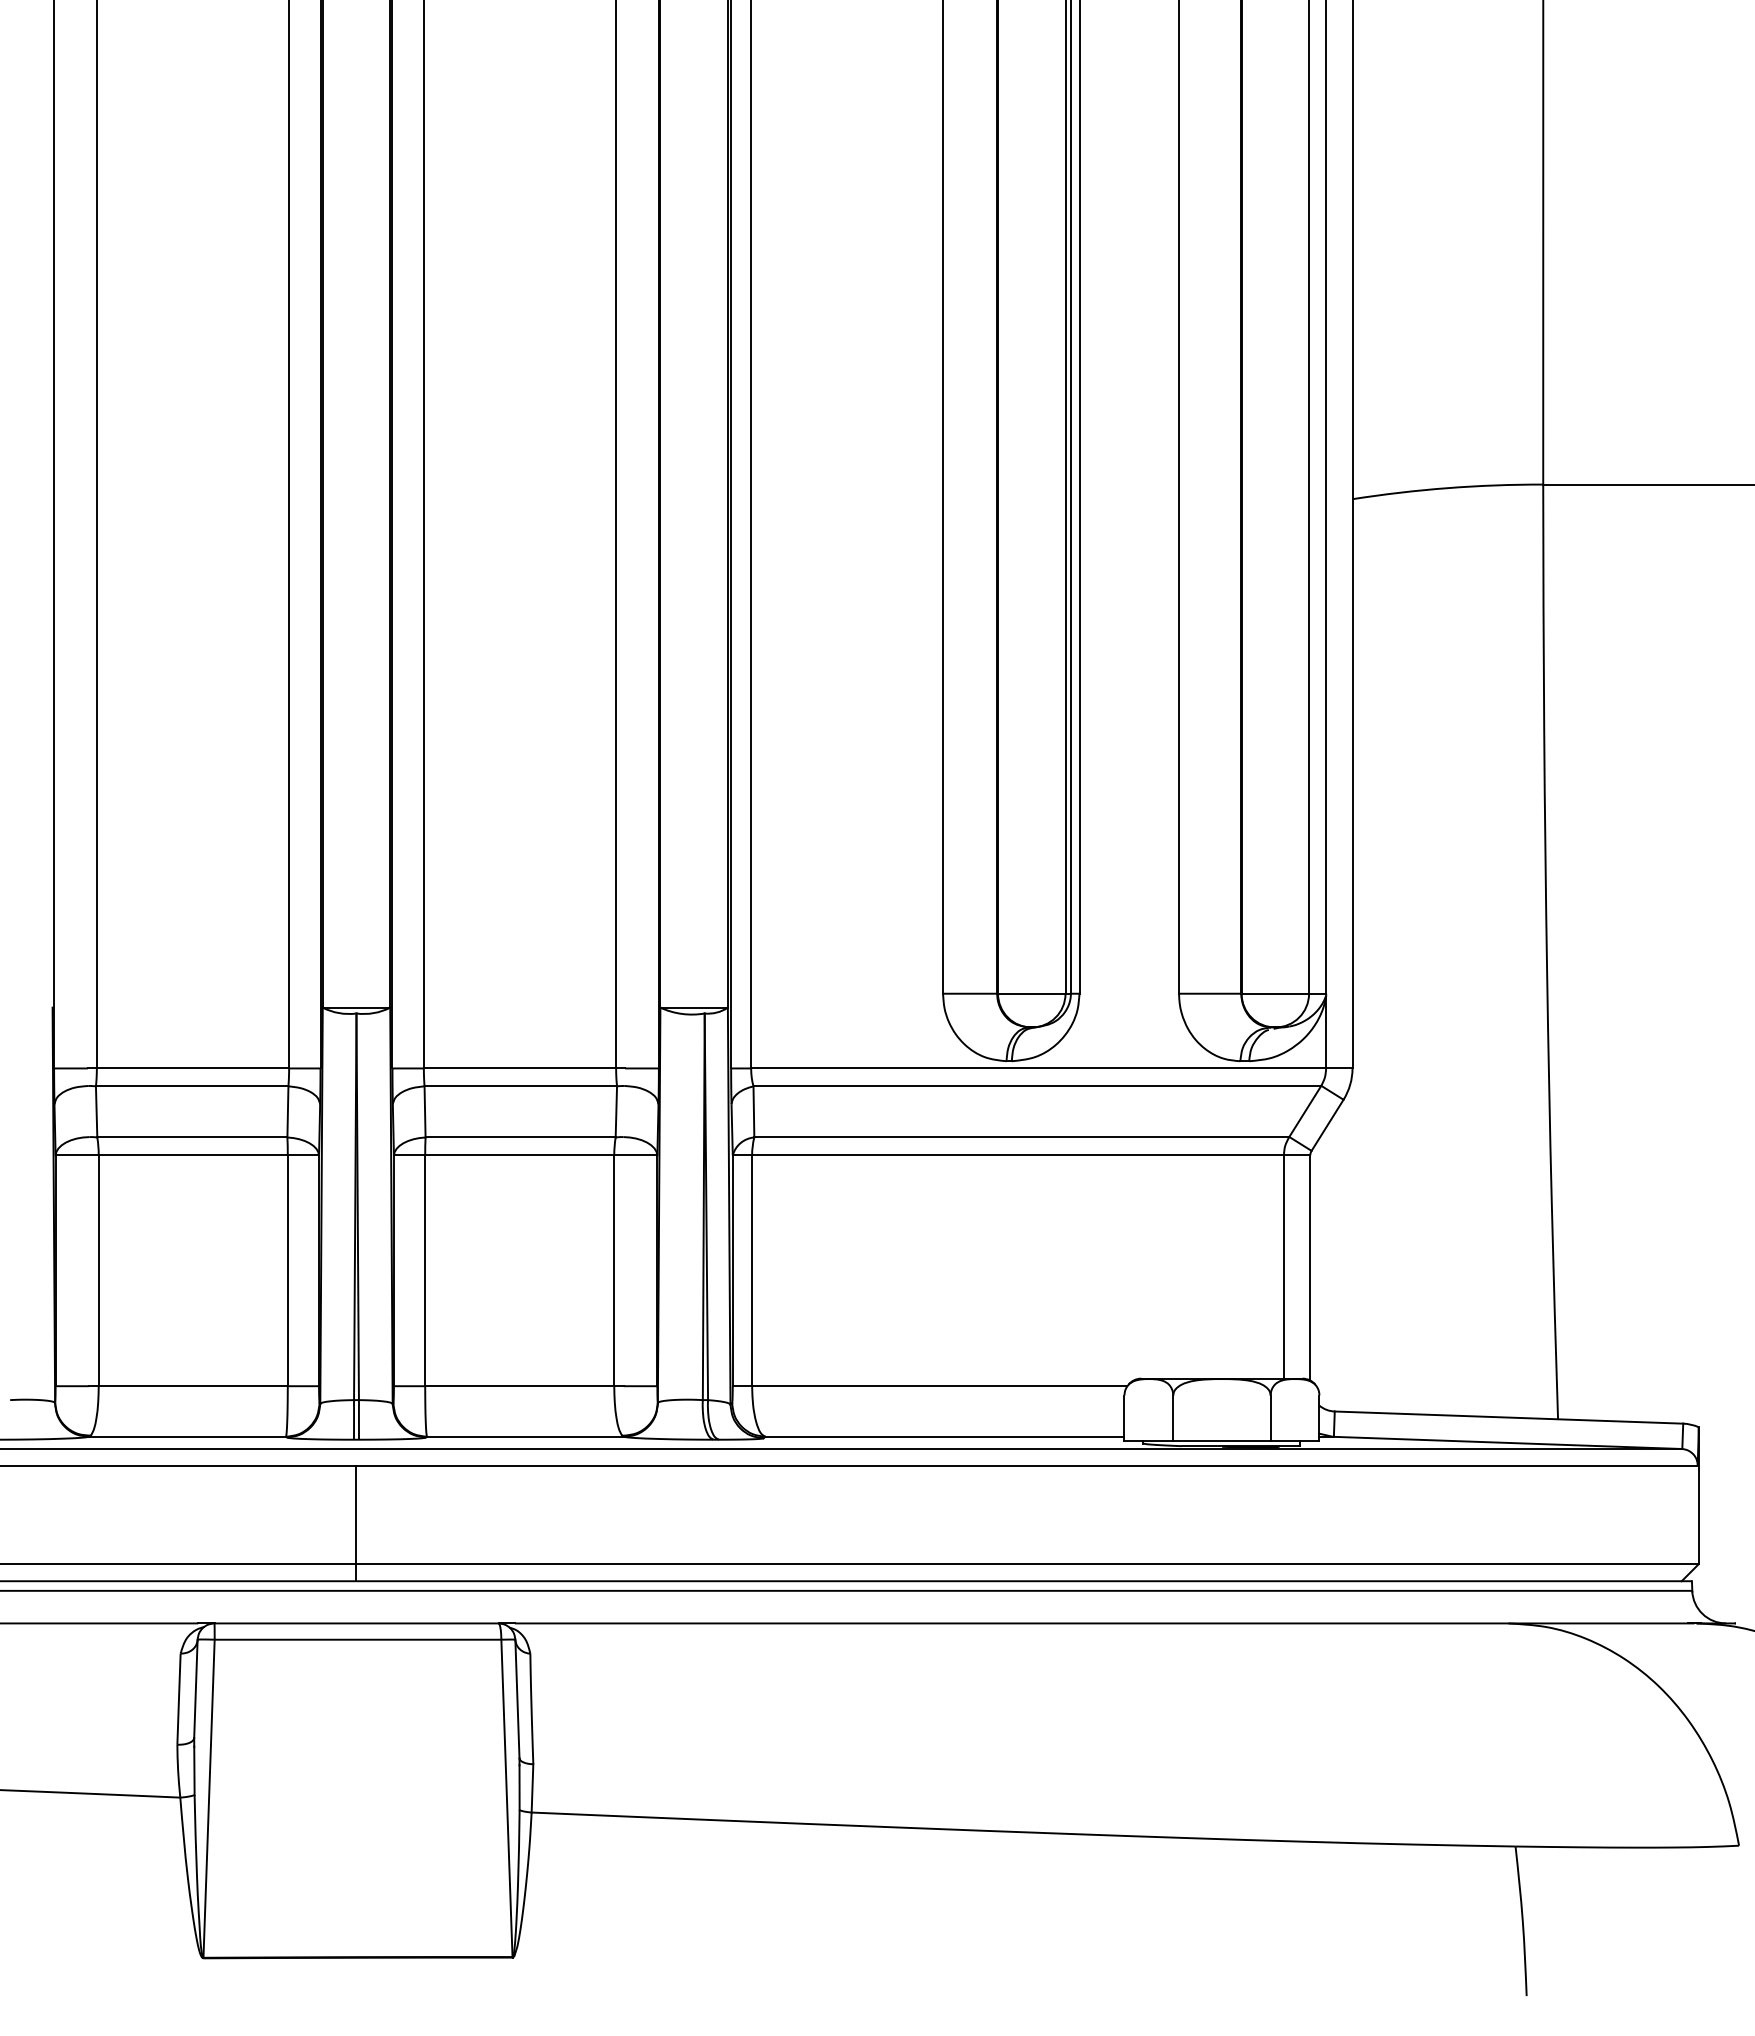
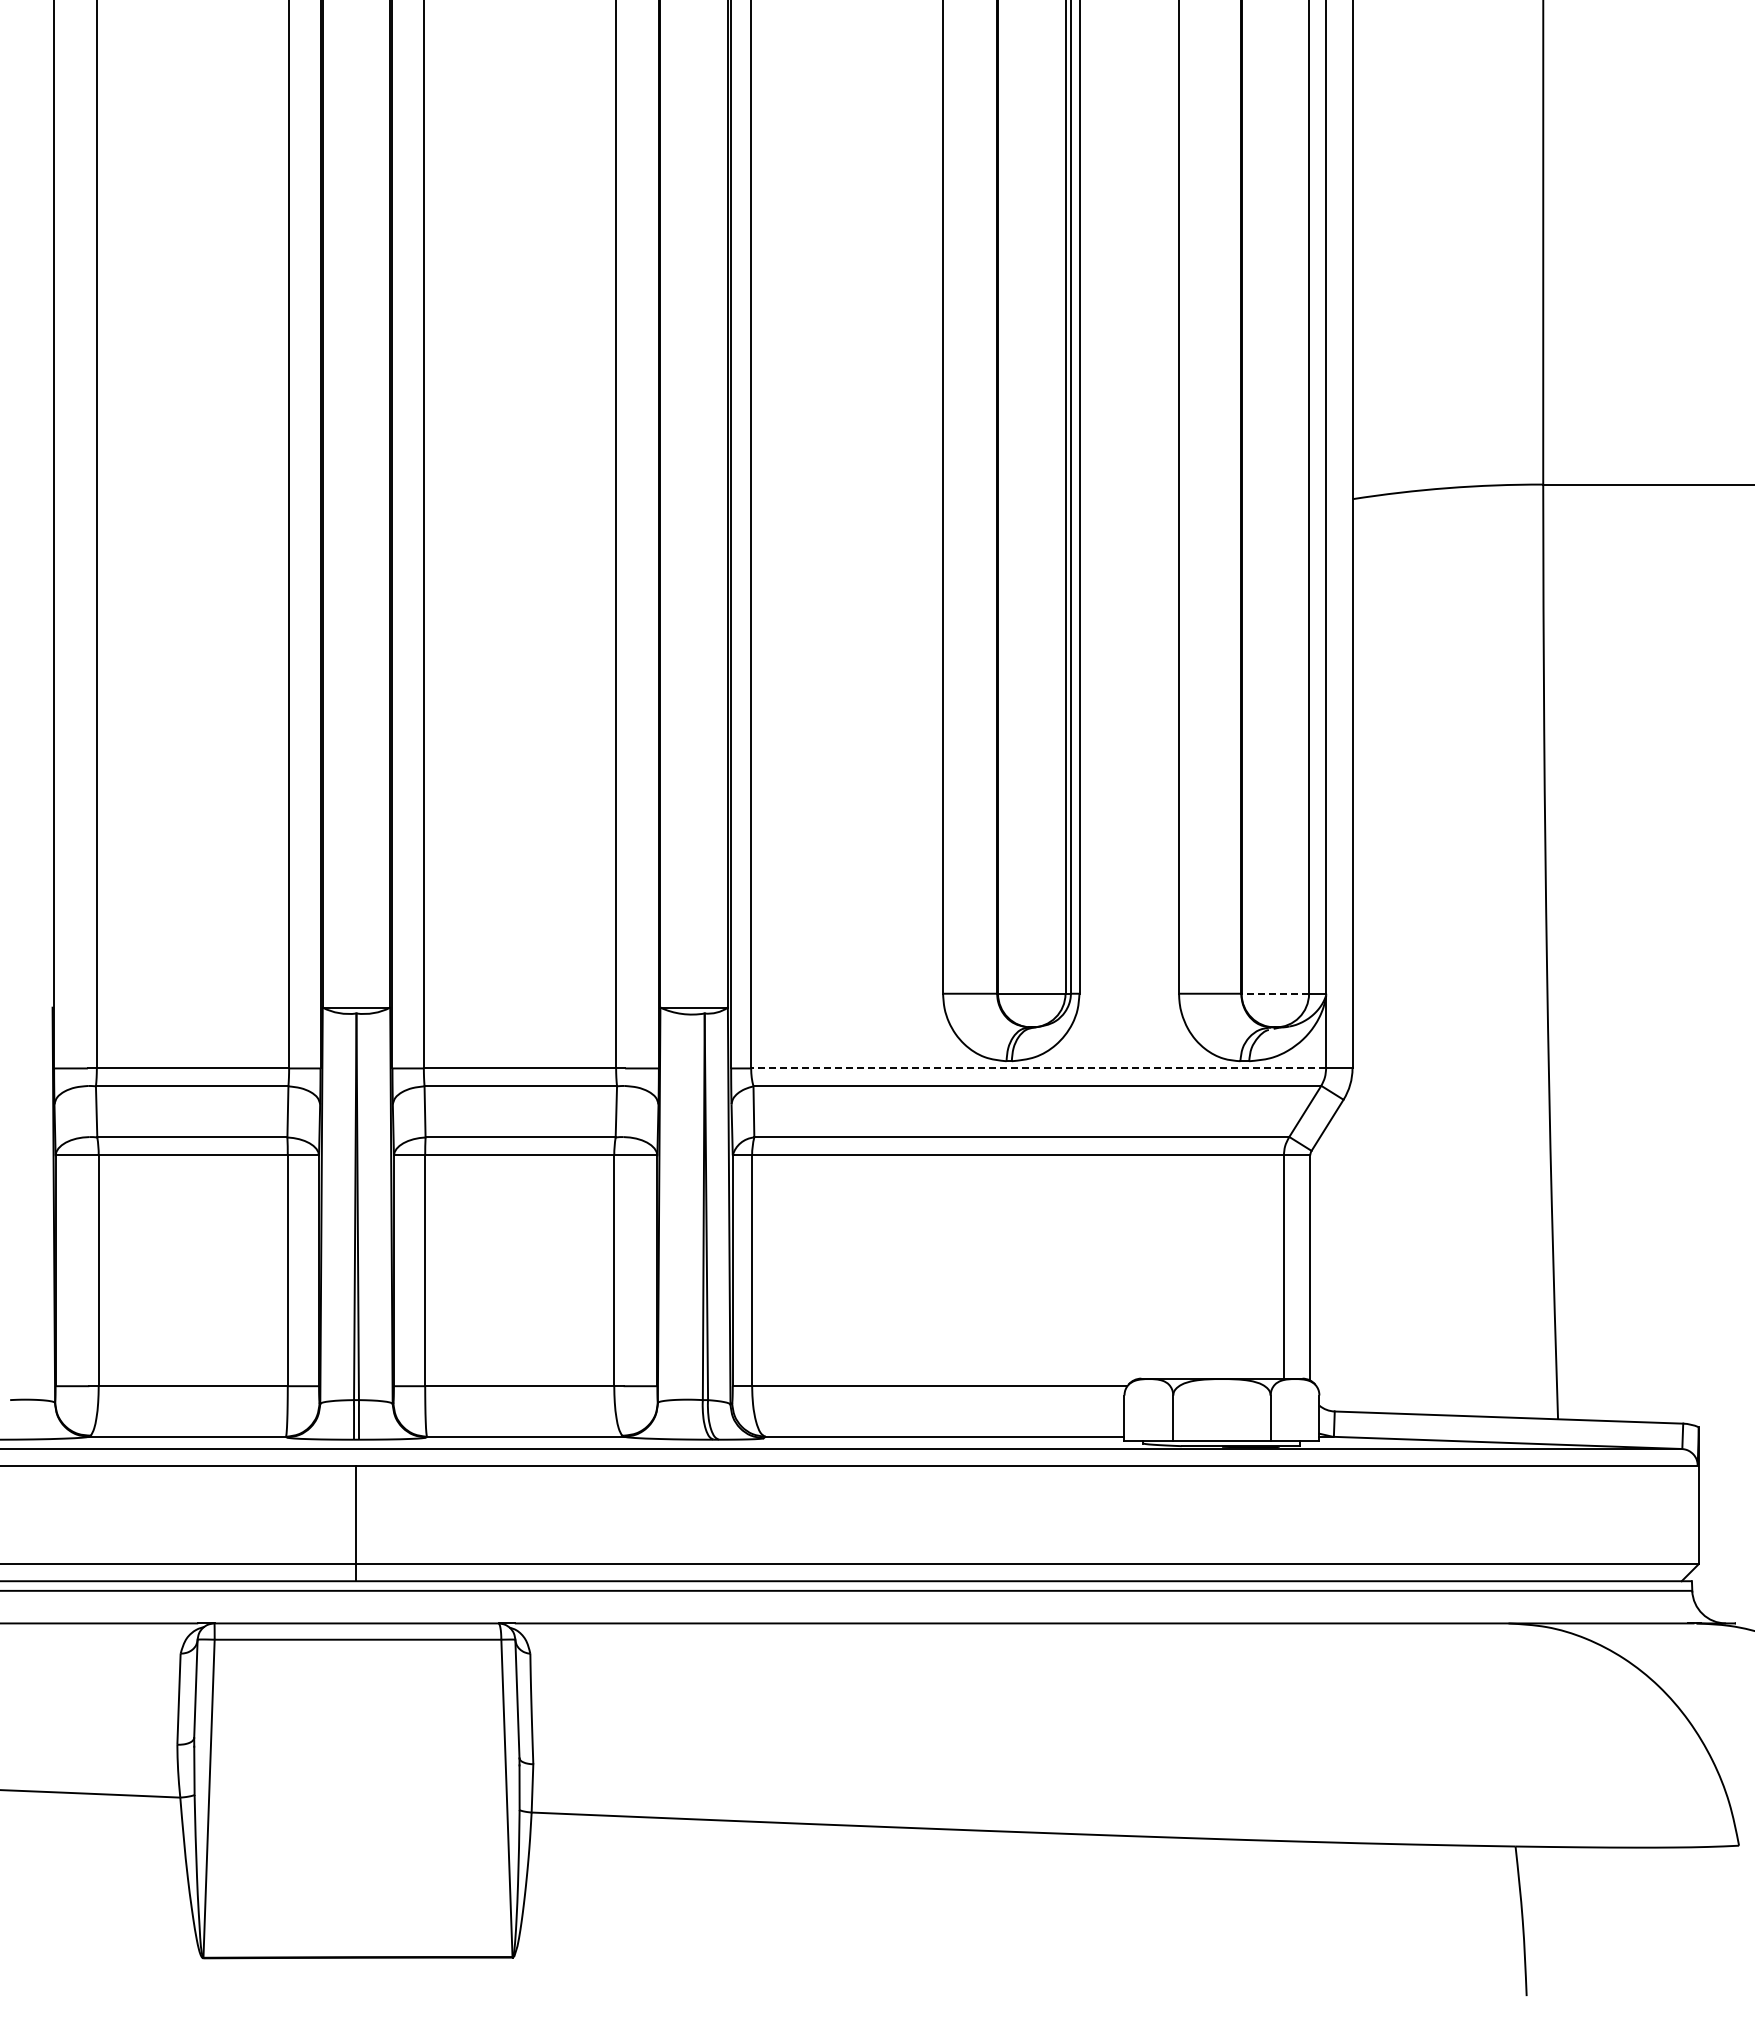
line: solid -> dashed (1275, 993)
line: solid -> dashed (1038, 1068)
